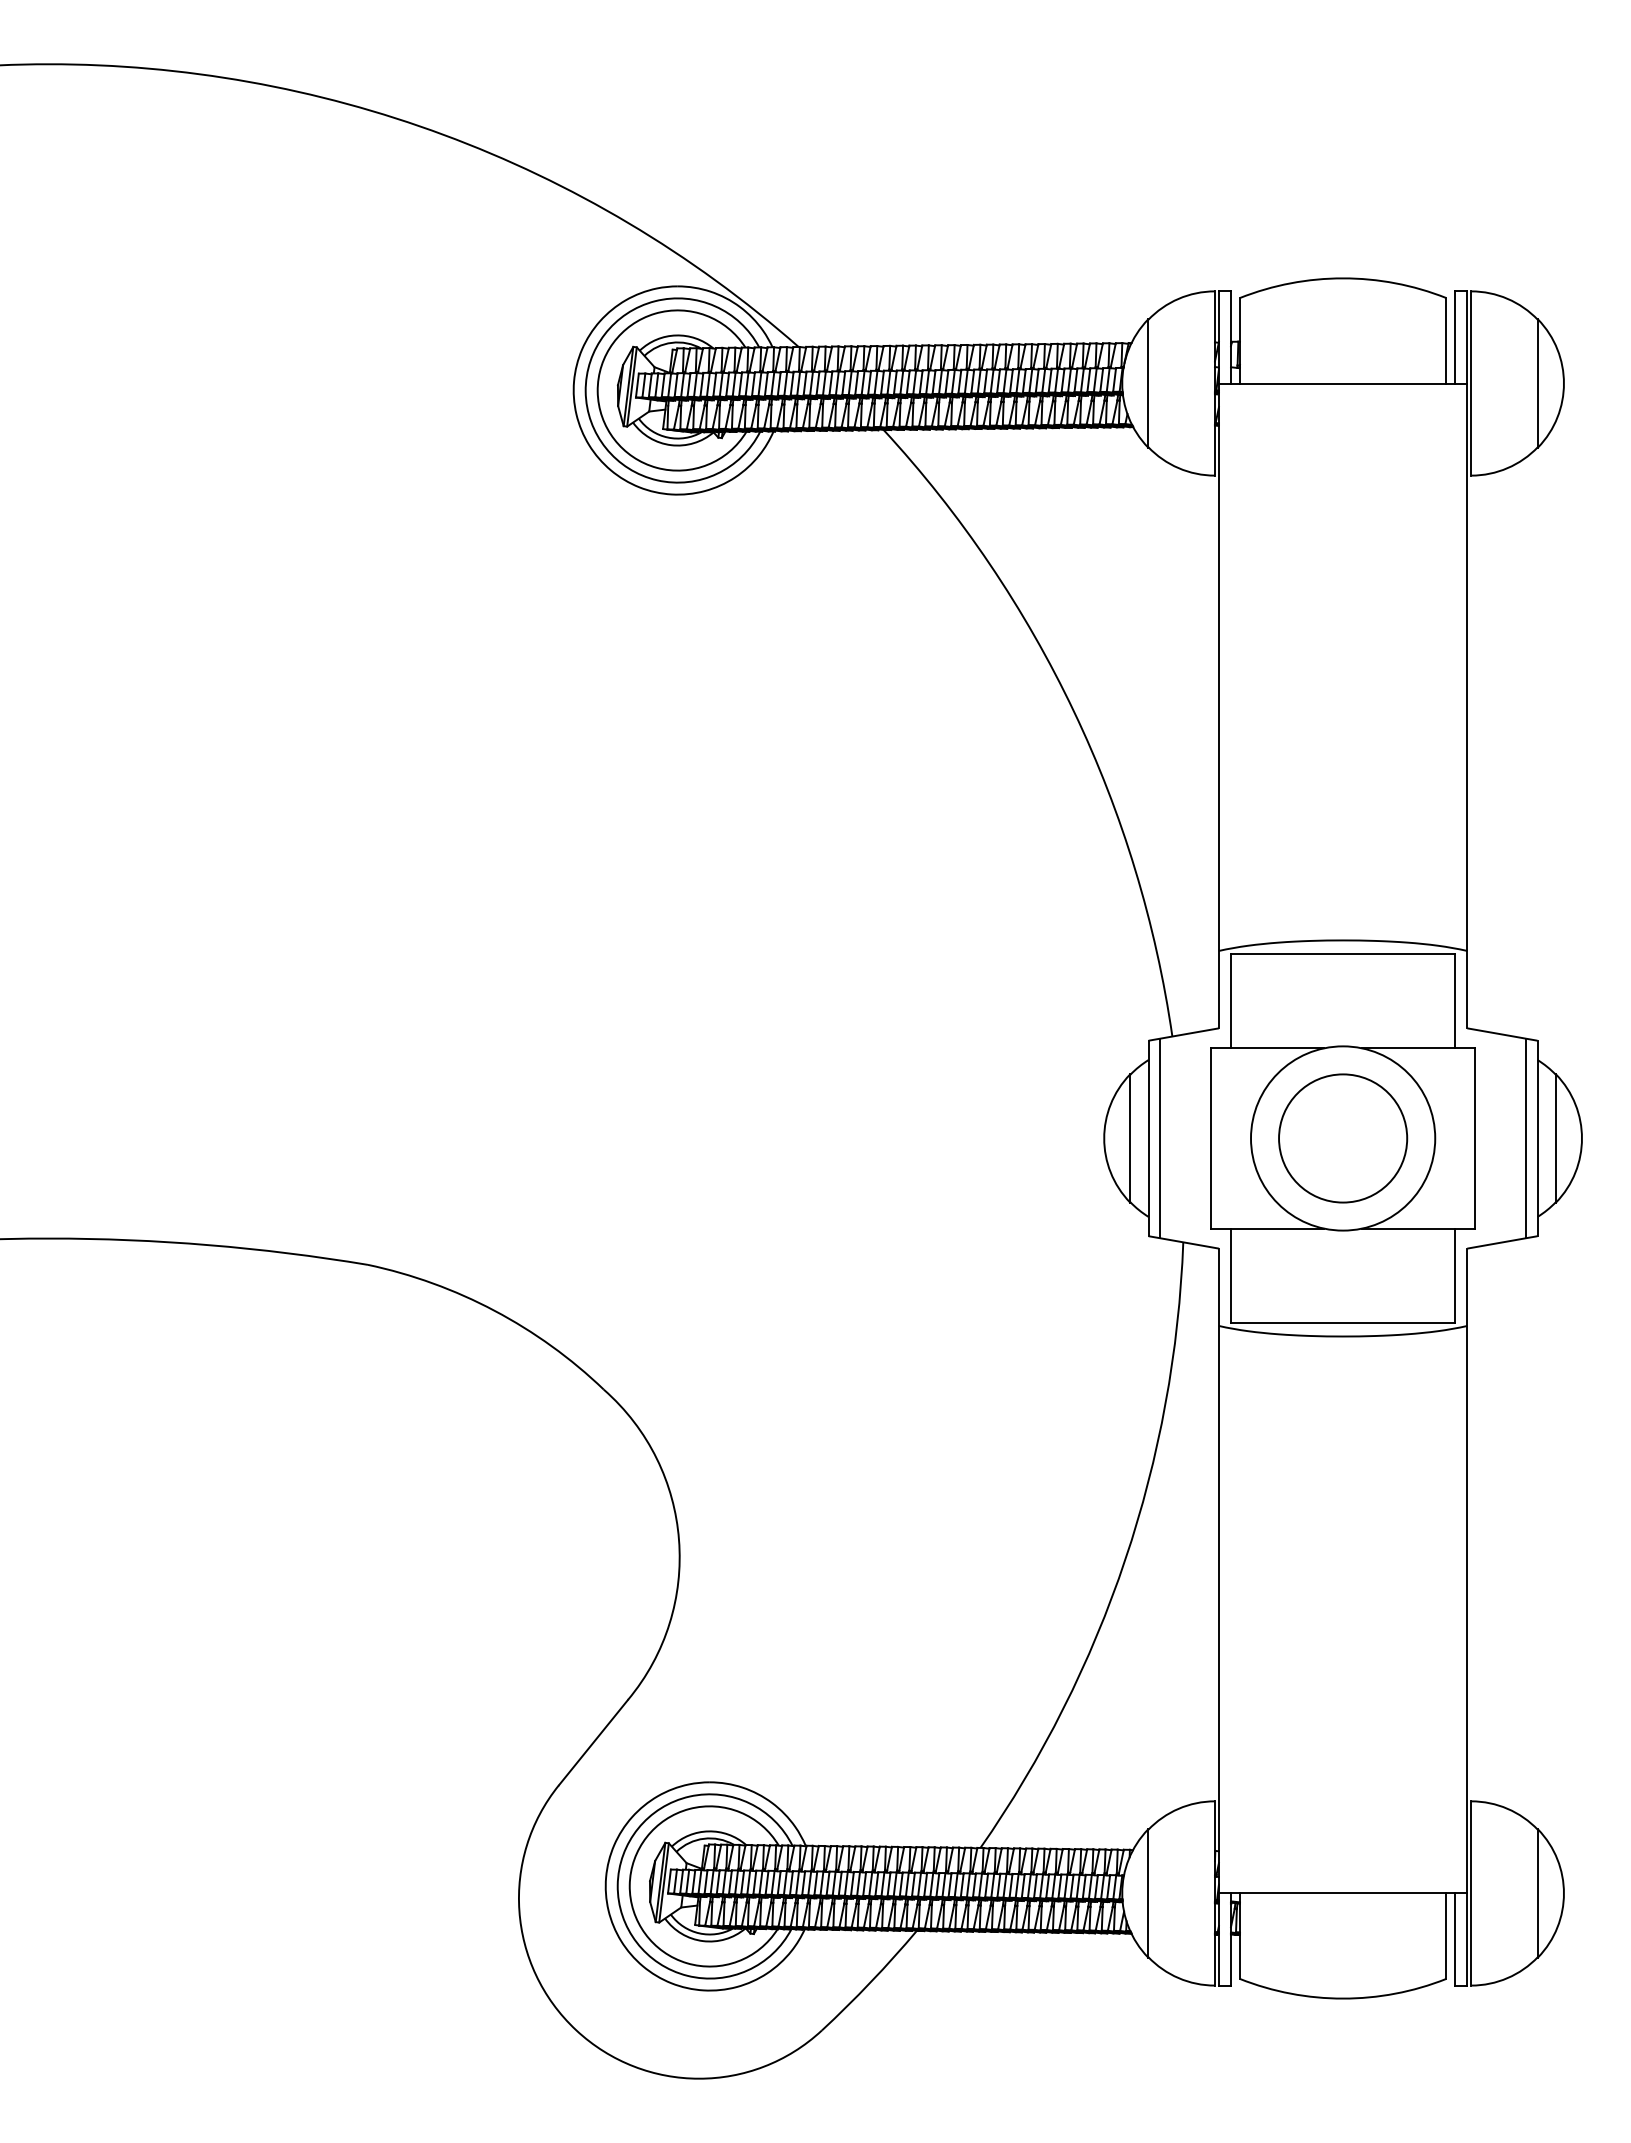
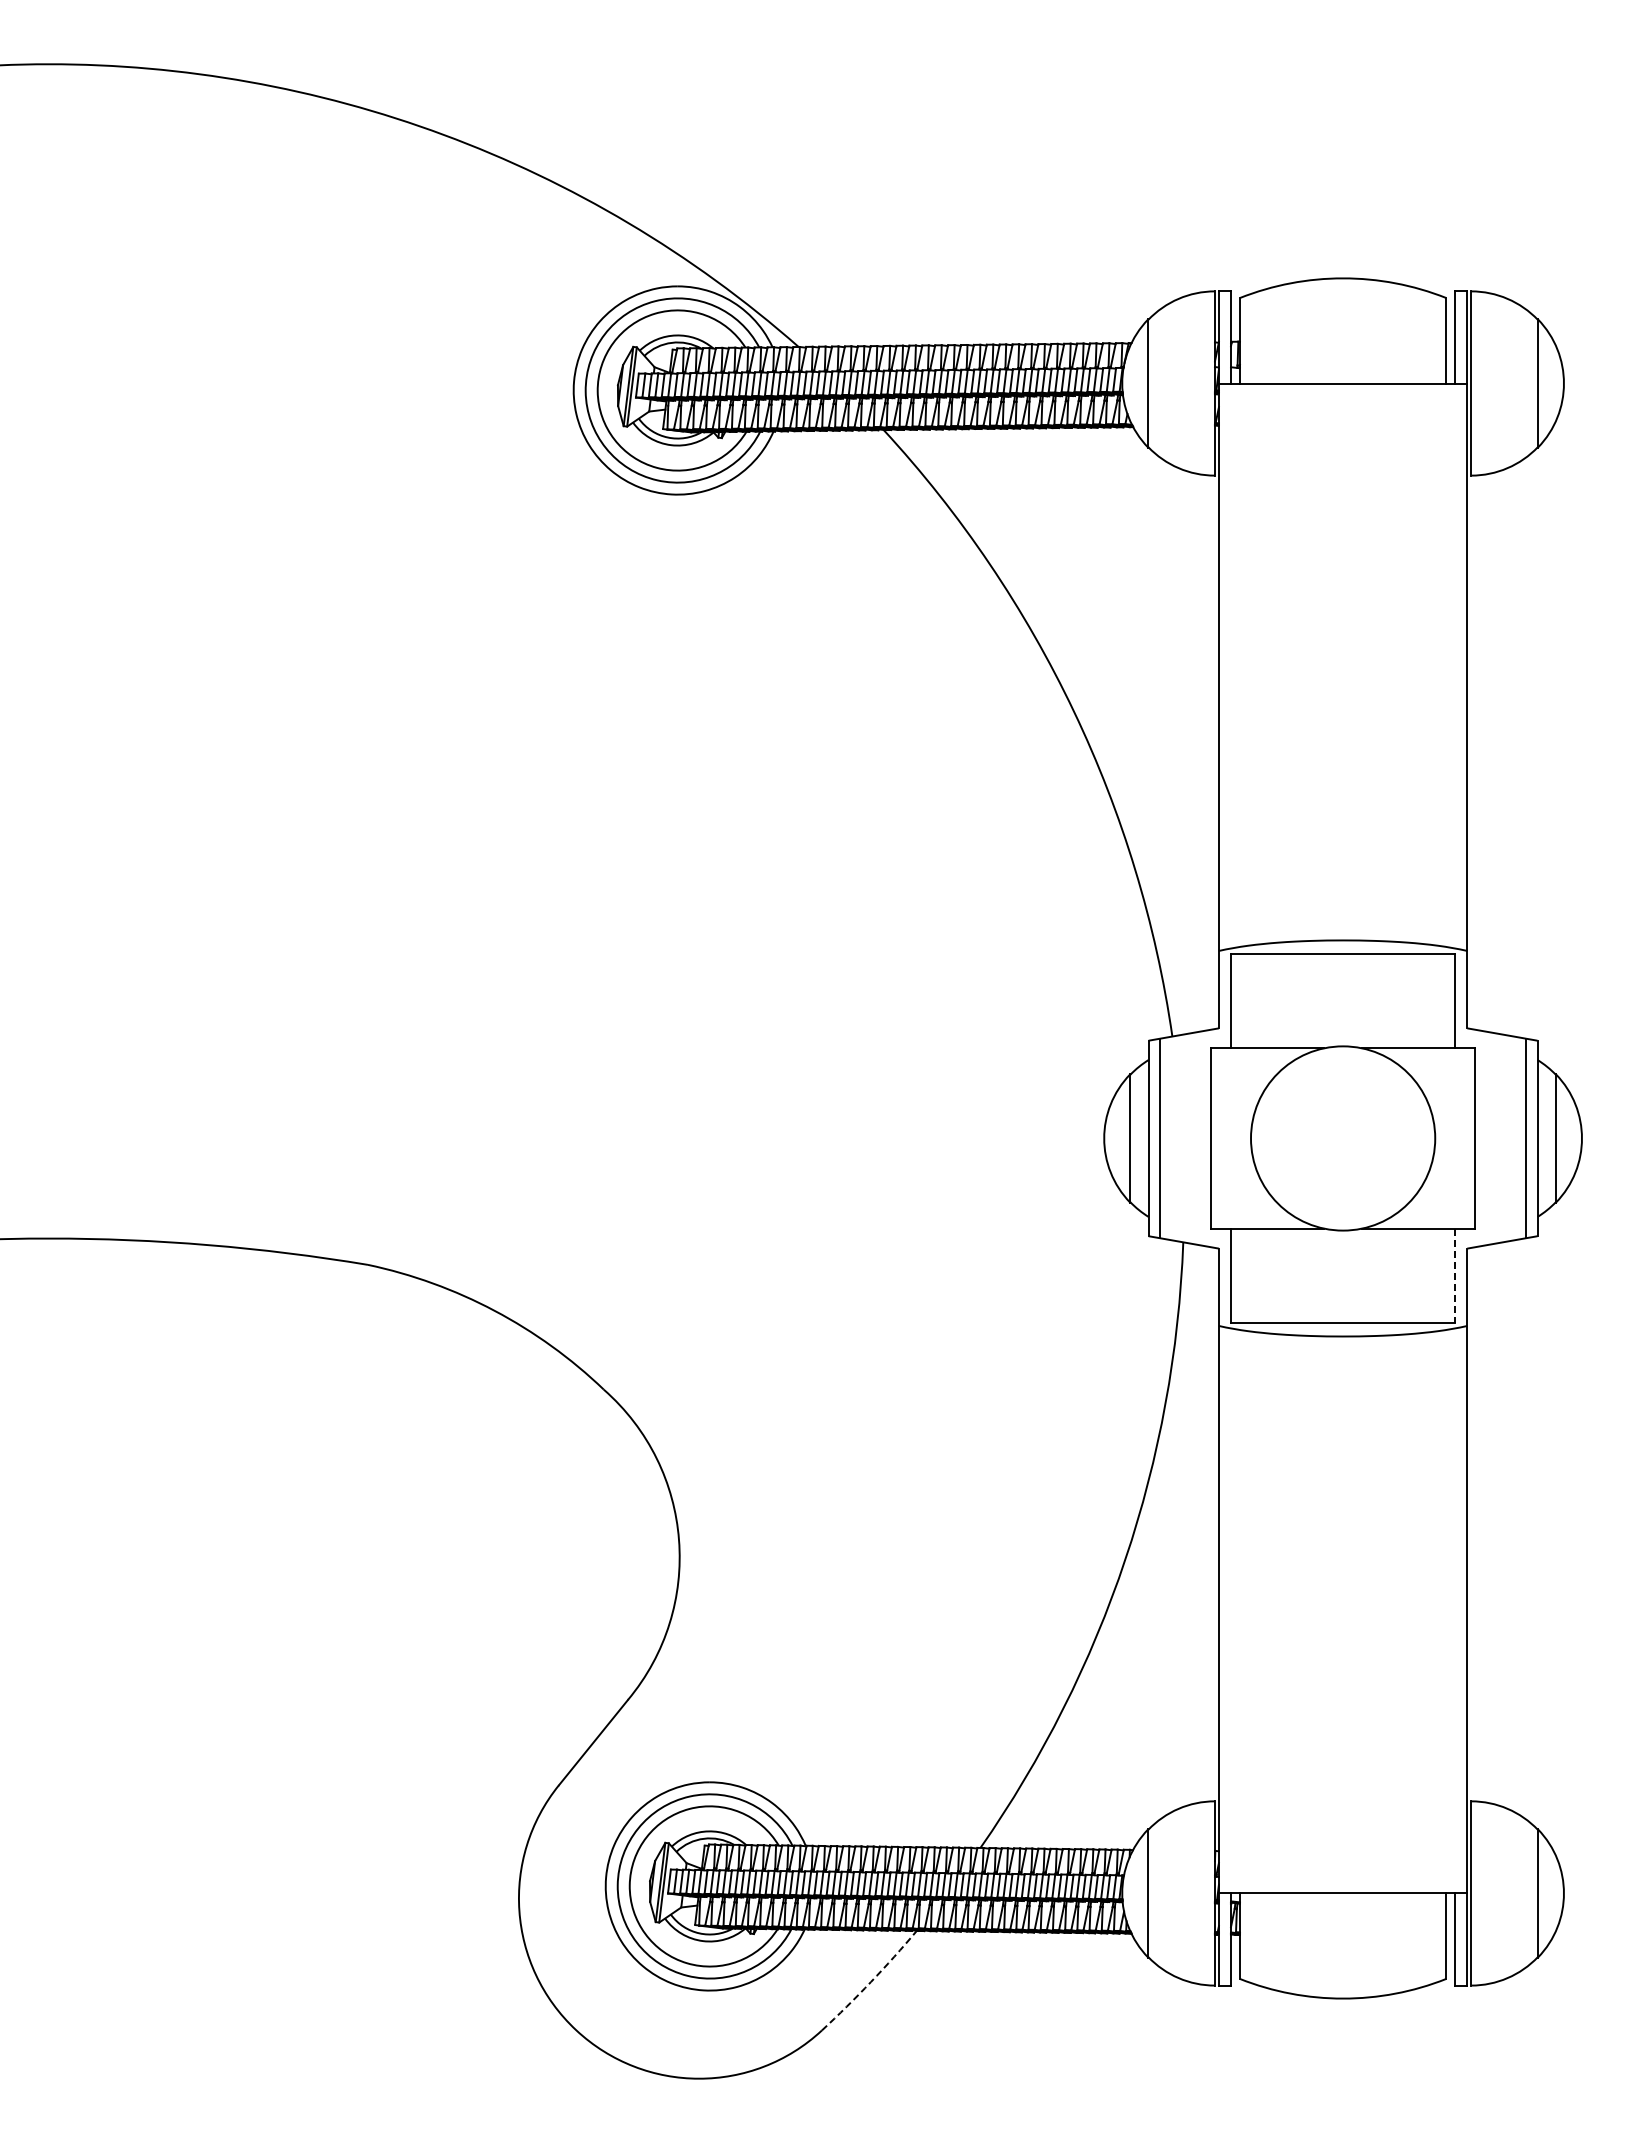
circle: present -> none (1343, 1138)
line: solid -> dashed (1455, 1276)
arc: solid -> dashed (870, 1982)
